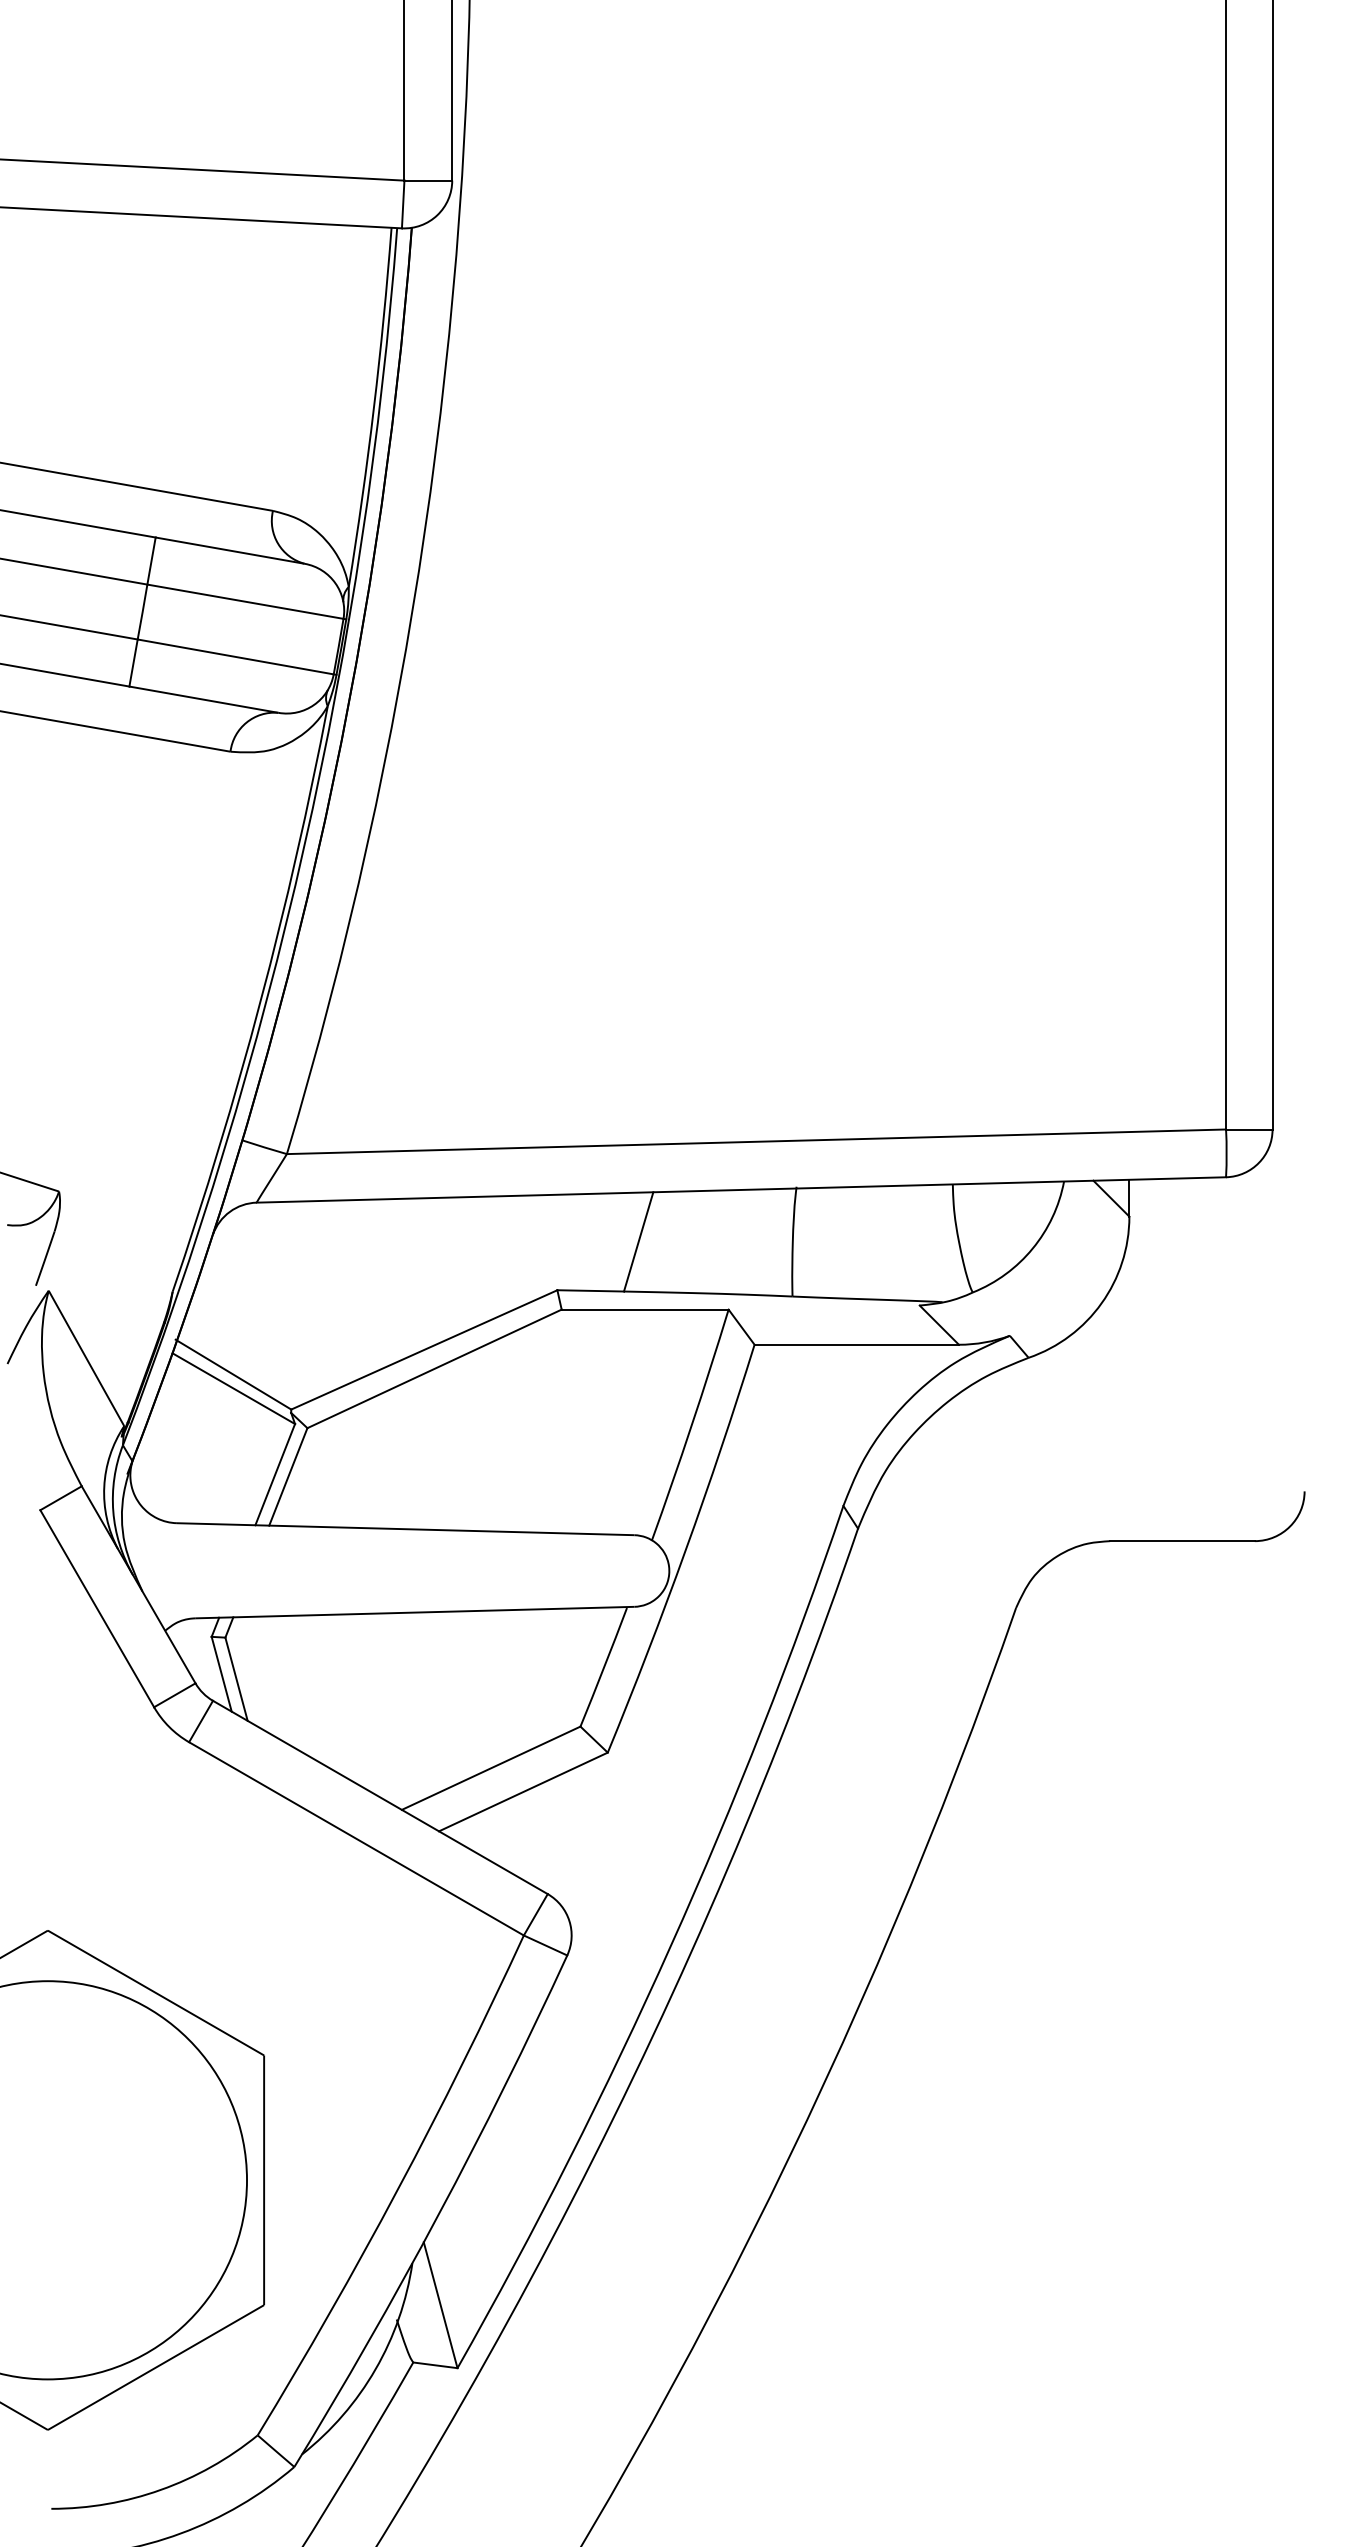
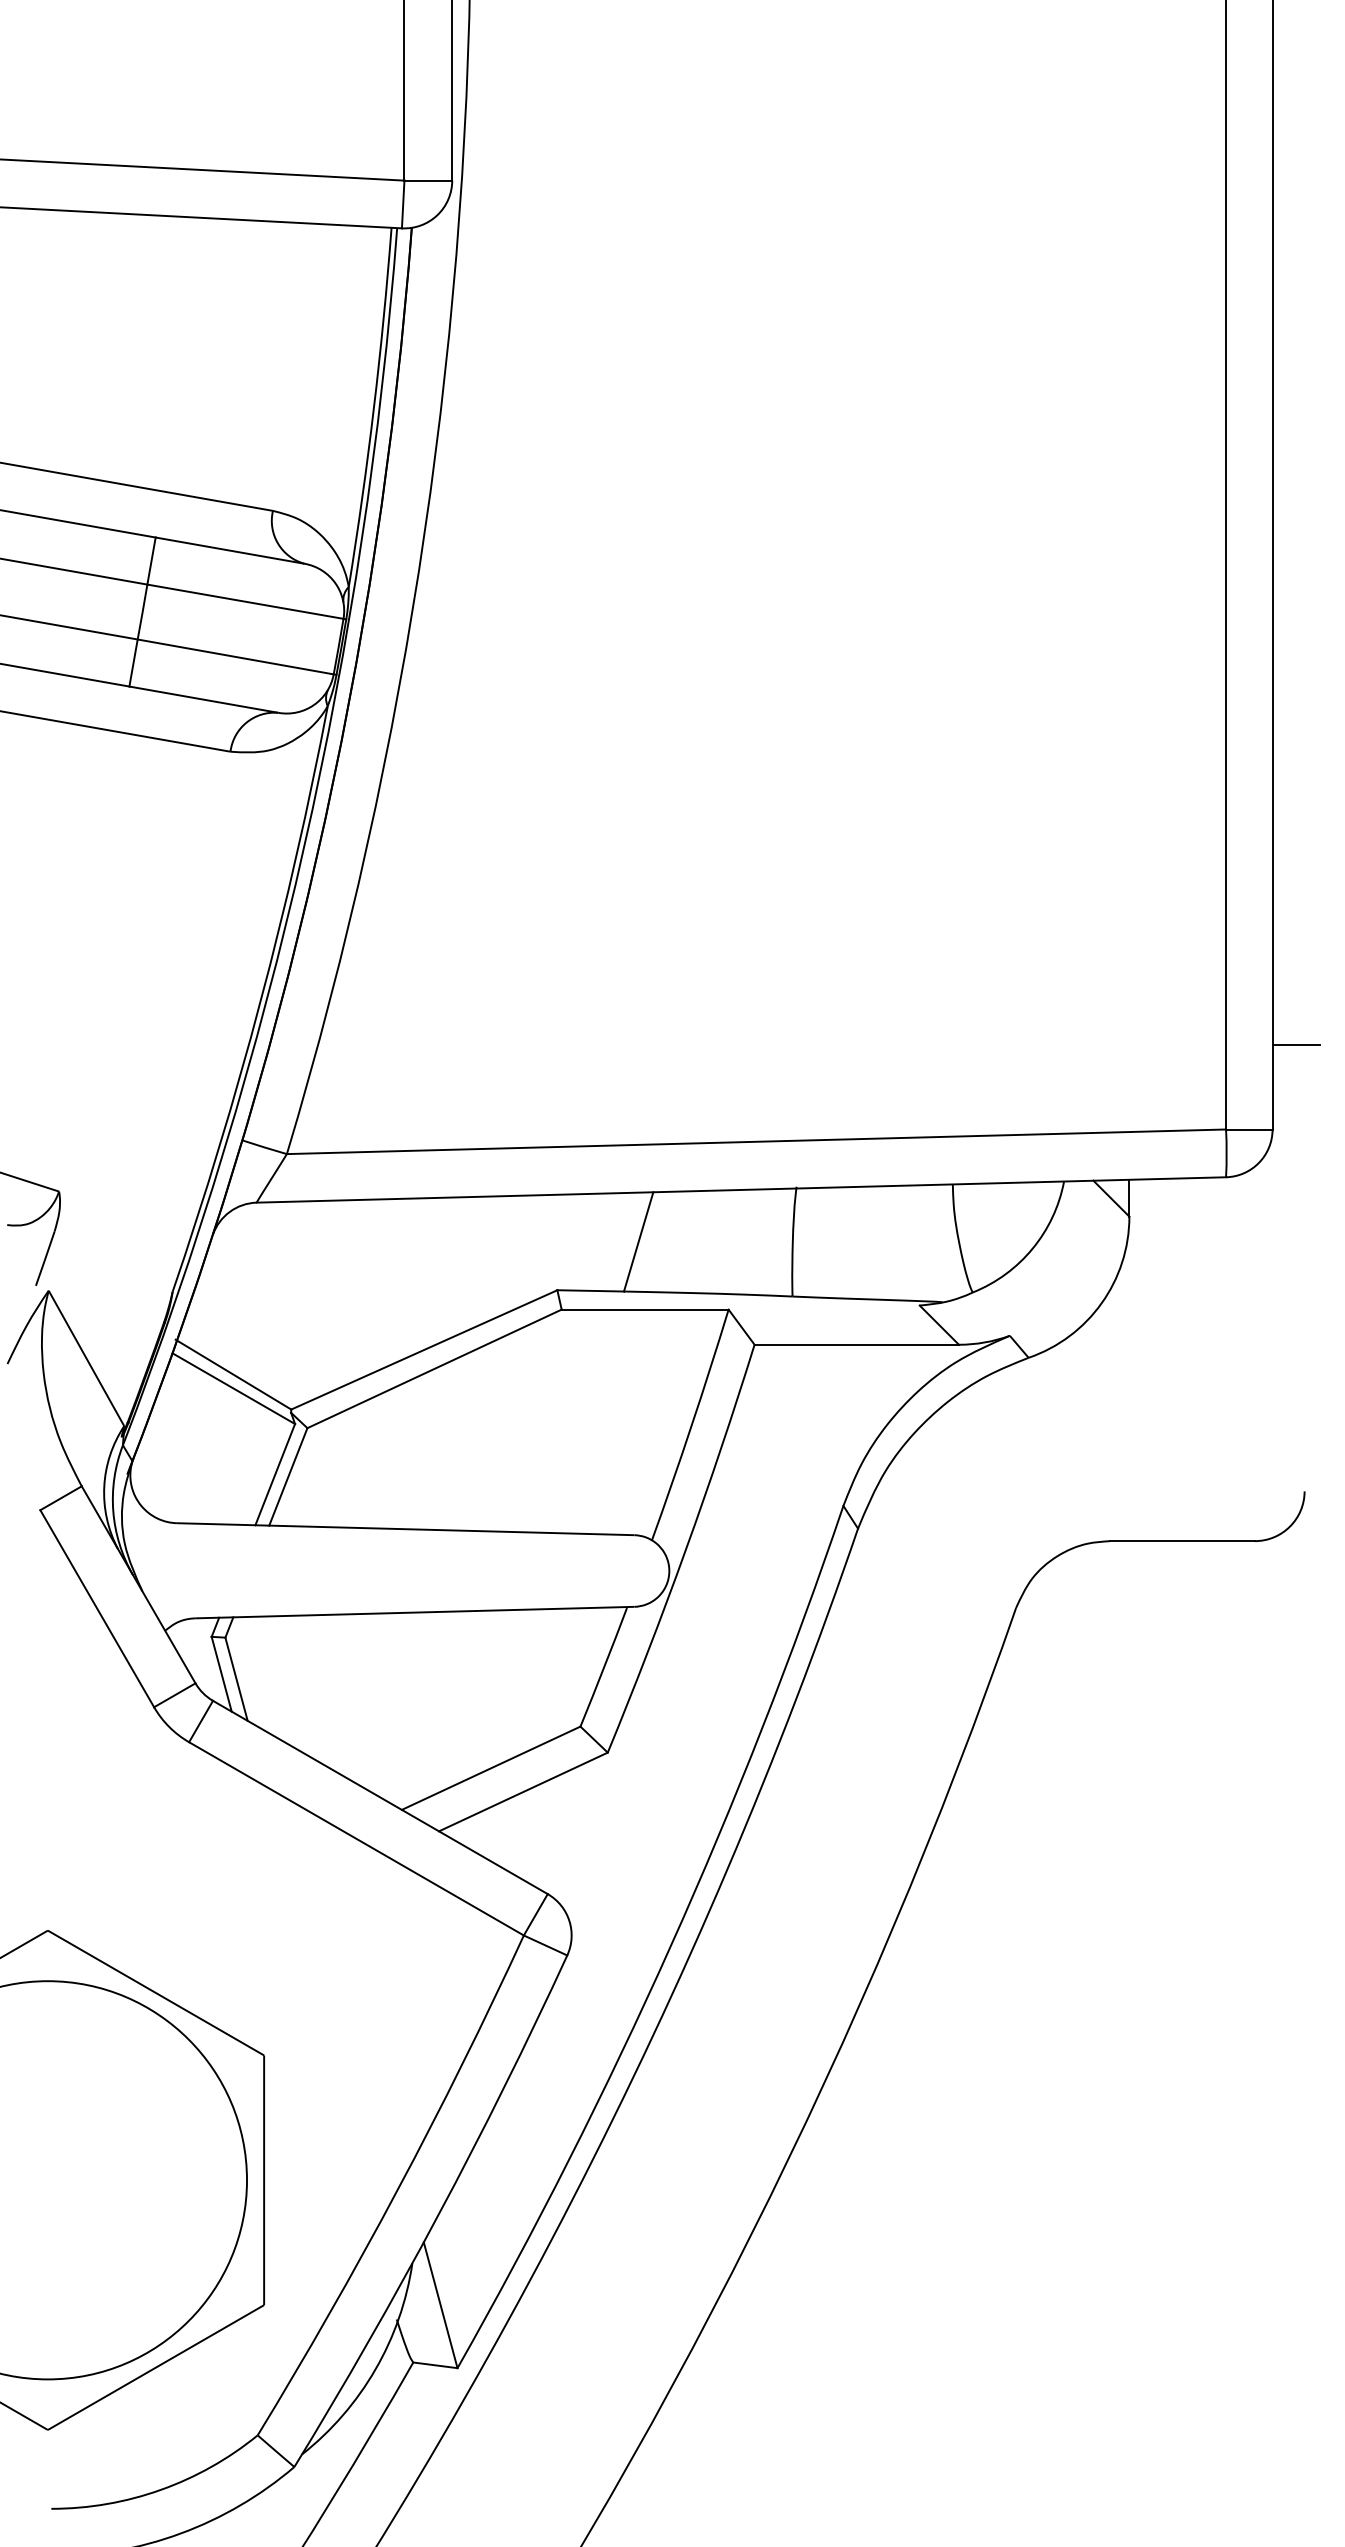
line: none -> present (1296, 1045)
